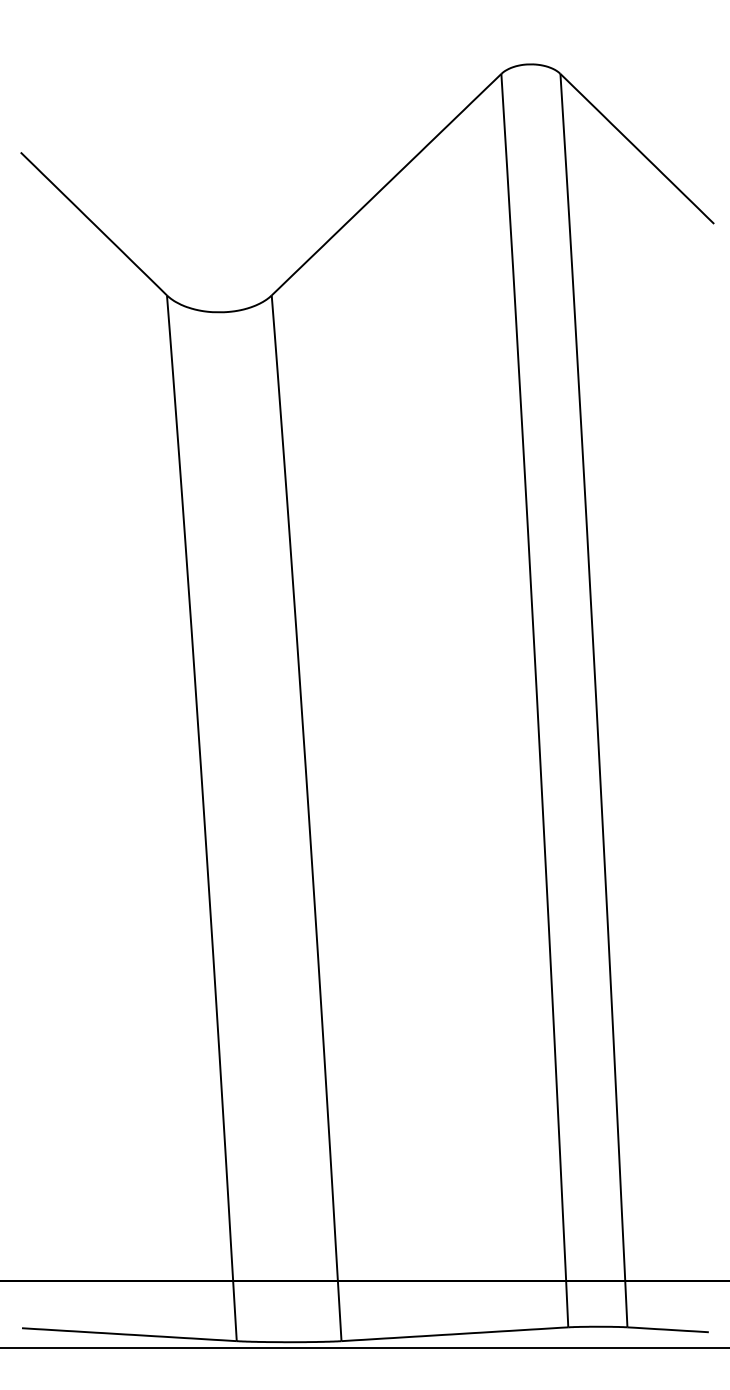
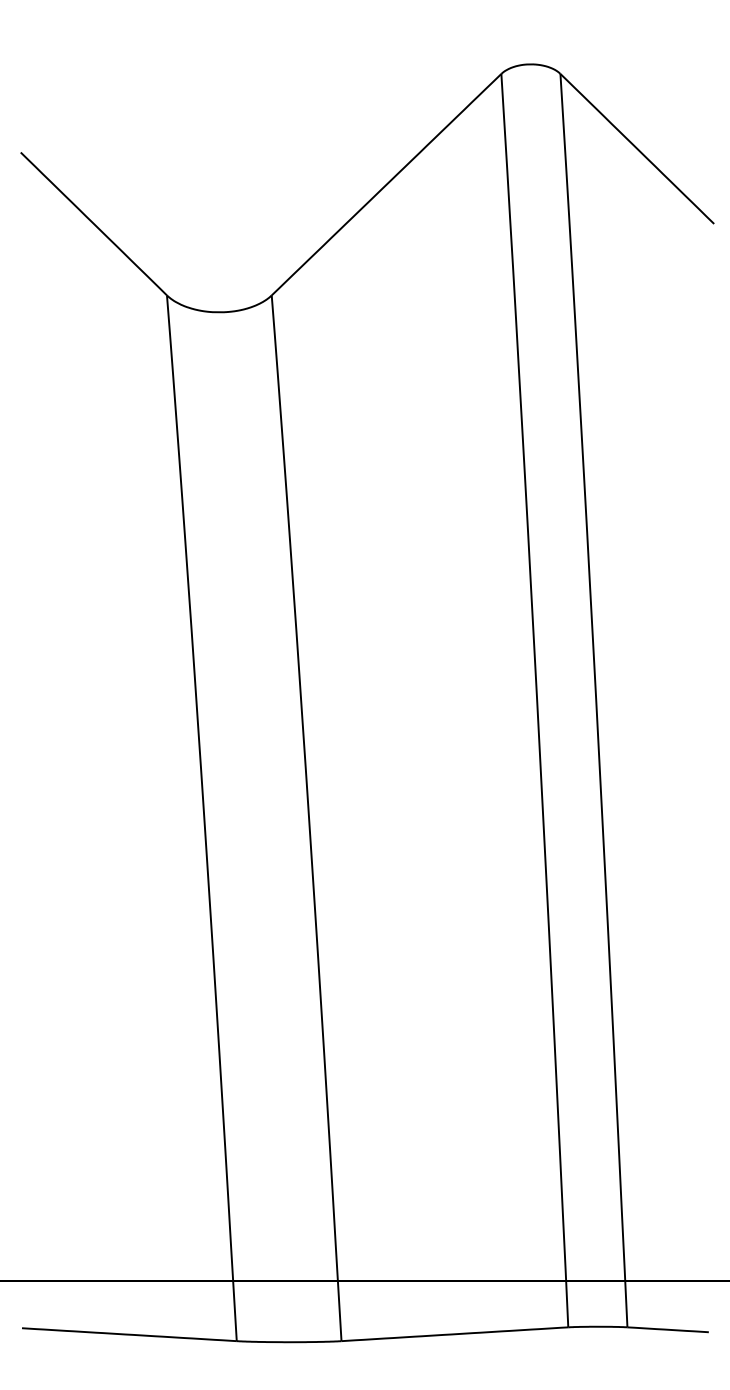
line: present -> none (364, 1348)
